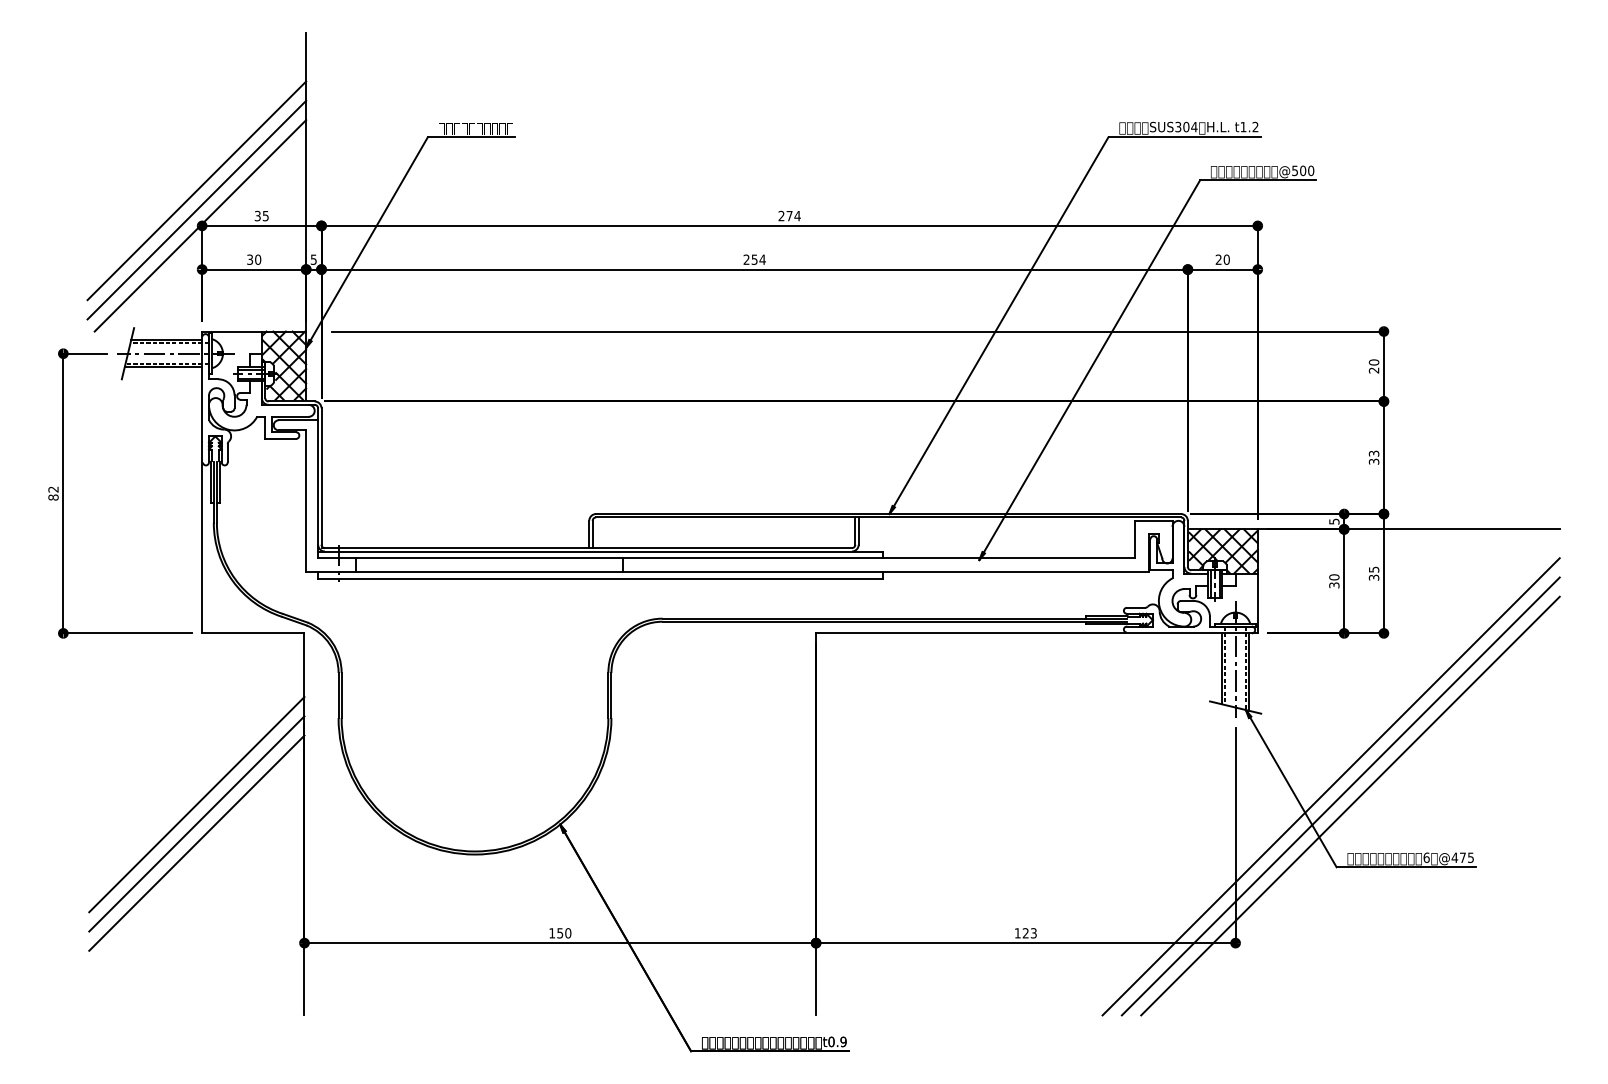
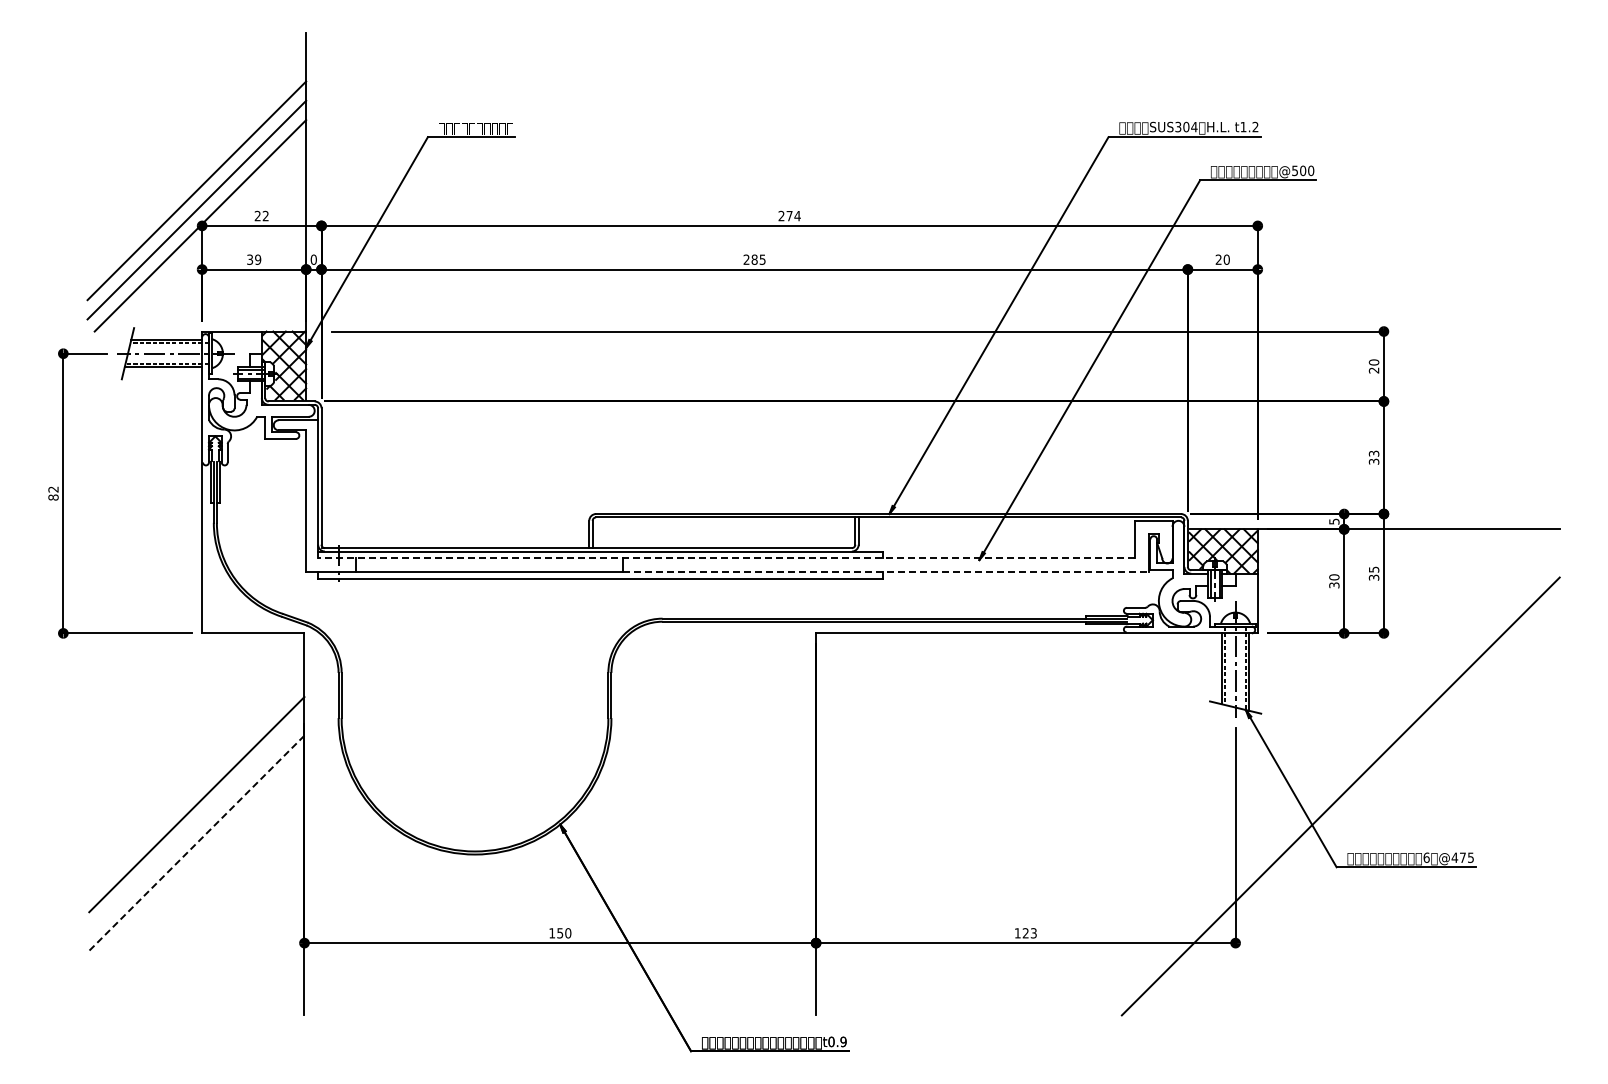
text: 35 -> 22 (261, 215)
text: 30 -> 39 (258, 259)
text: 5 -> 0 (313, 259)
text: 254 -> 285 (758, 259)
line: solid -> dashed (726, 558)
line: solid -> dashed (886, 572)
line: present -> none (1330, 786)
line: present -> none (1350, 805)
line: present -> none (196, 823)
line: solid -> dashed (196, 843)
